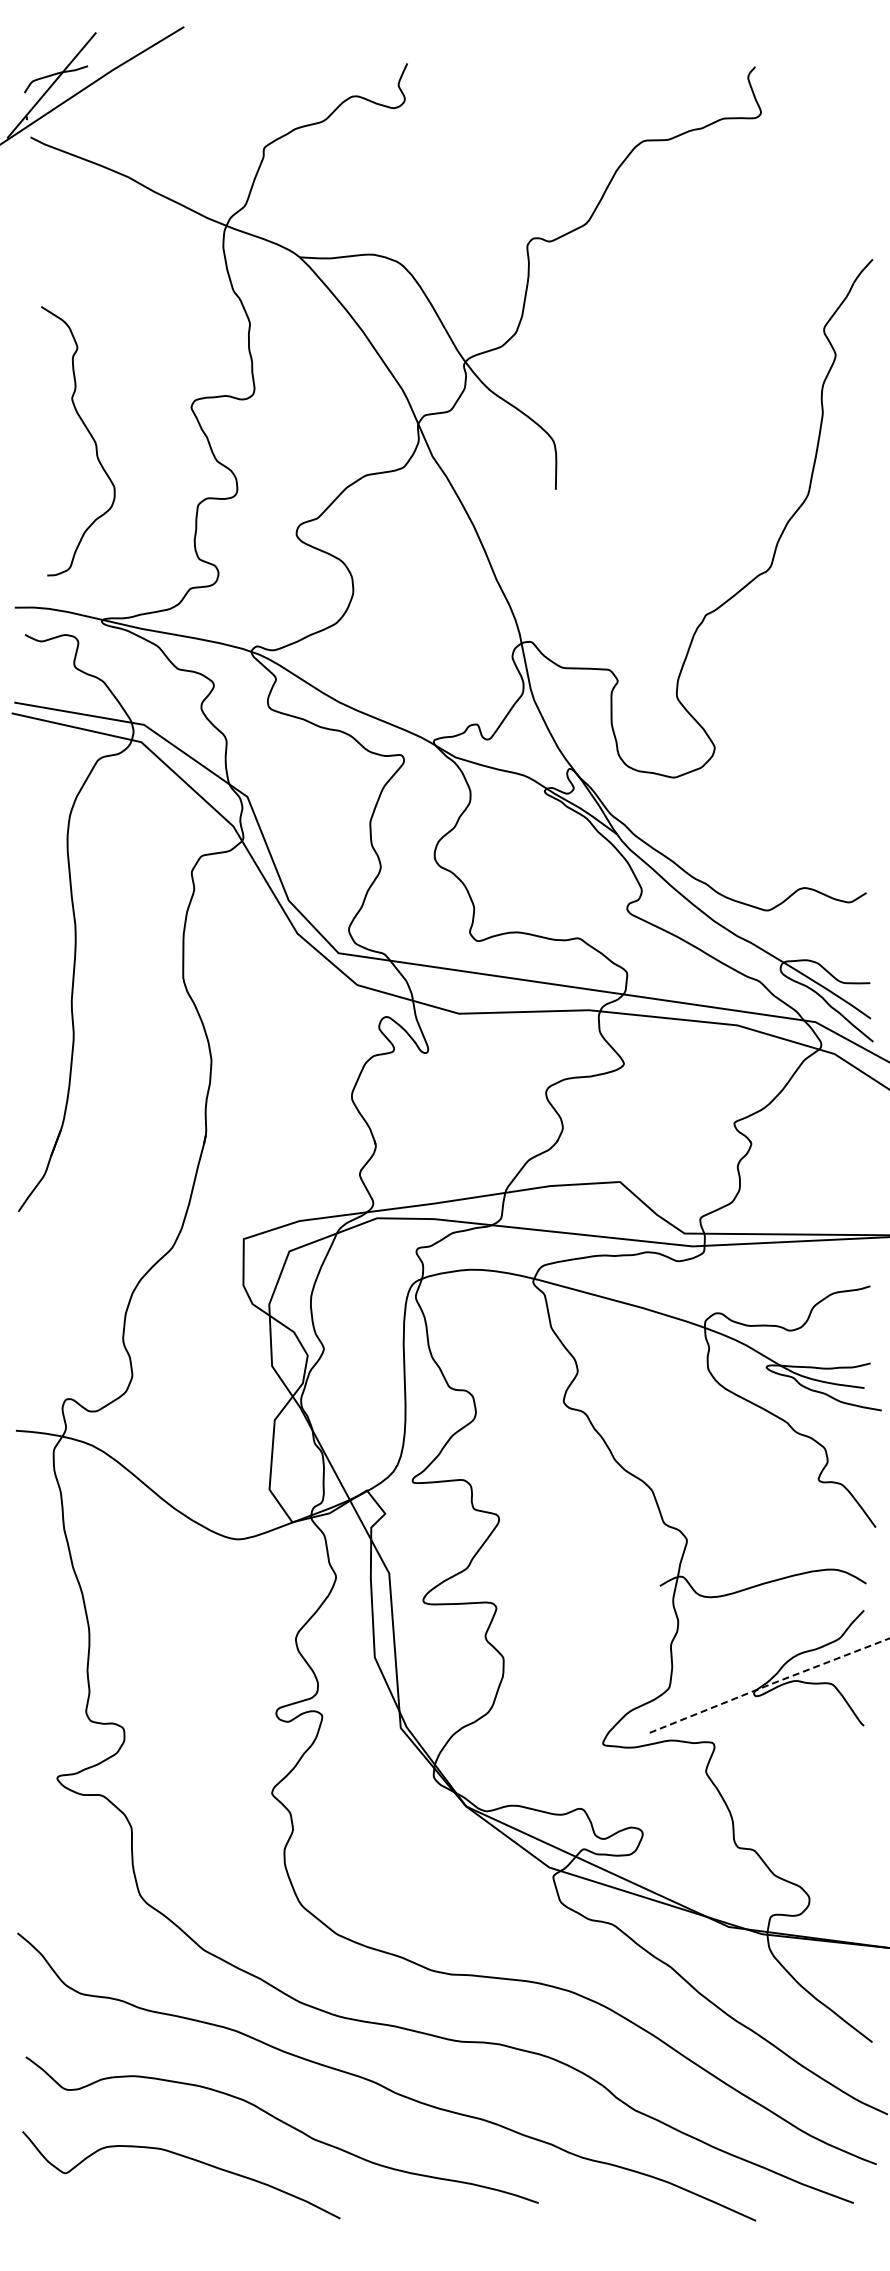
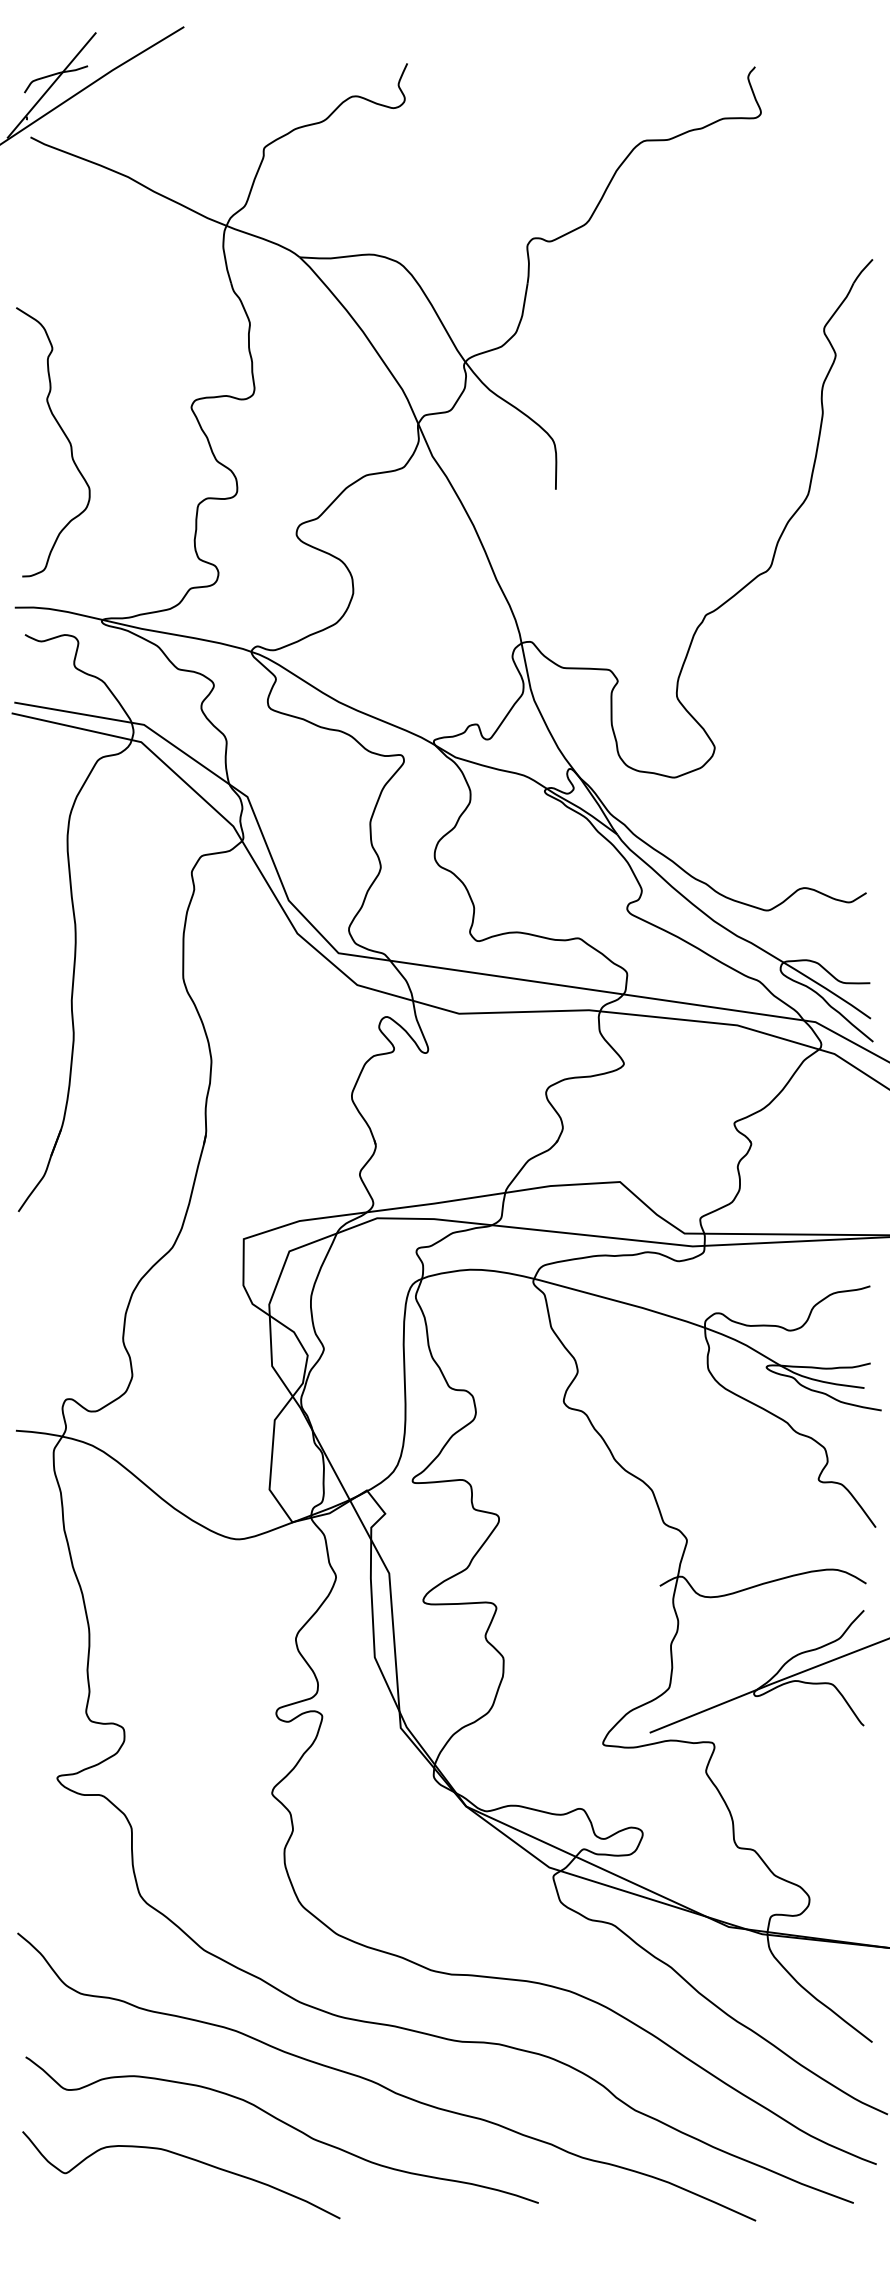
curve position: (90, 436) -> (65, 437) (65, 437)
line: dashed -> solid (770, 1684)
